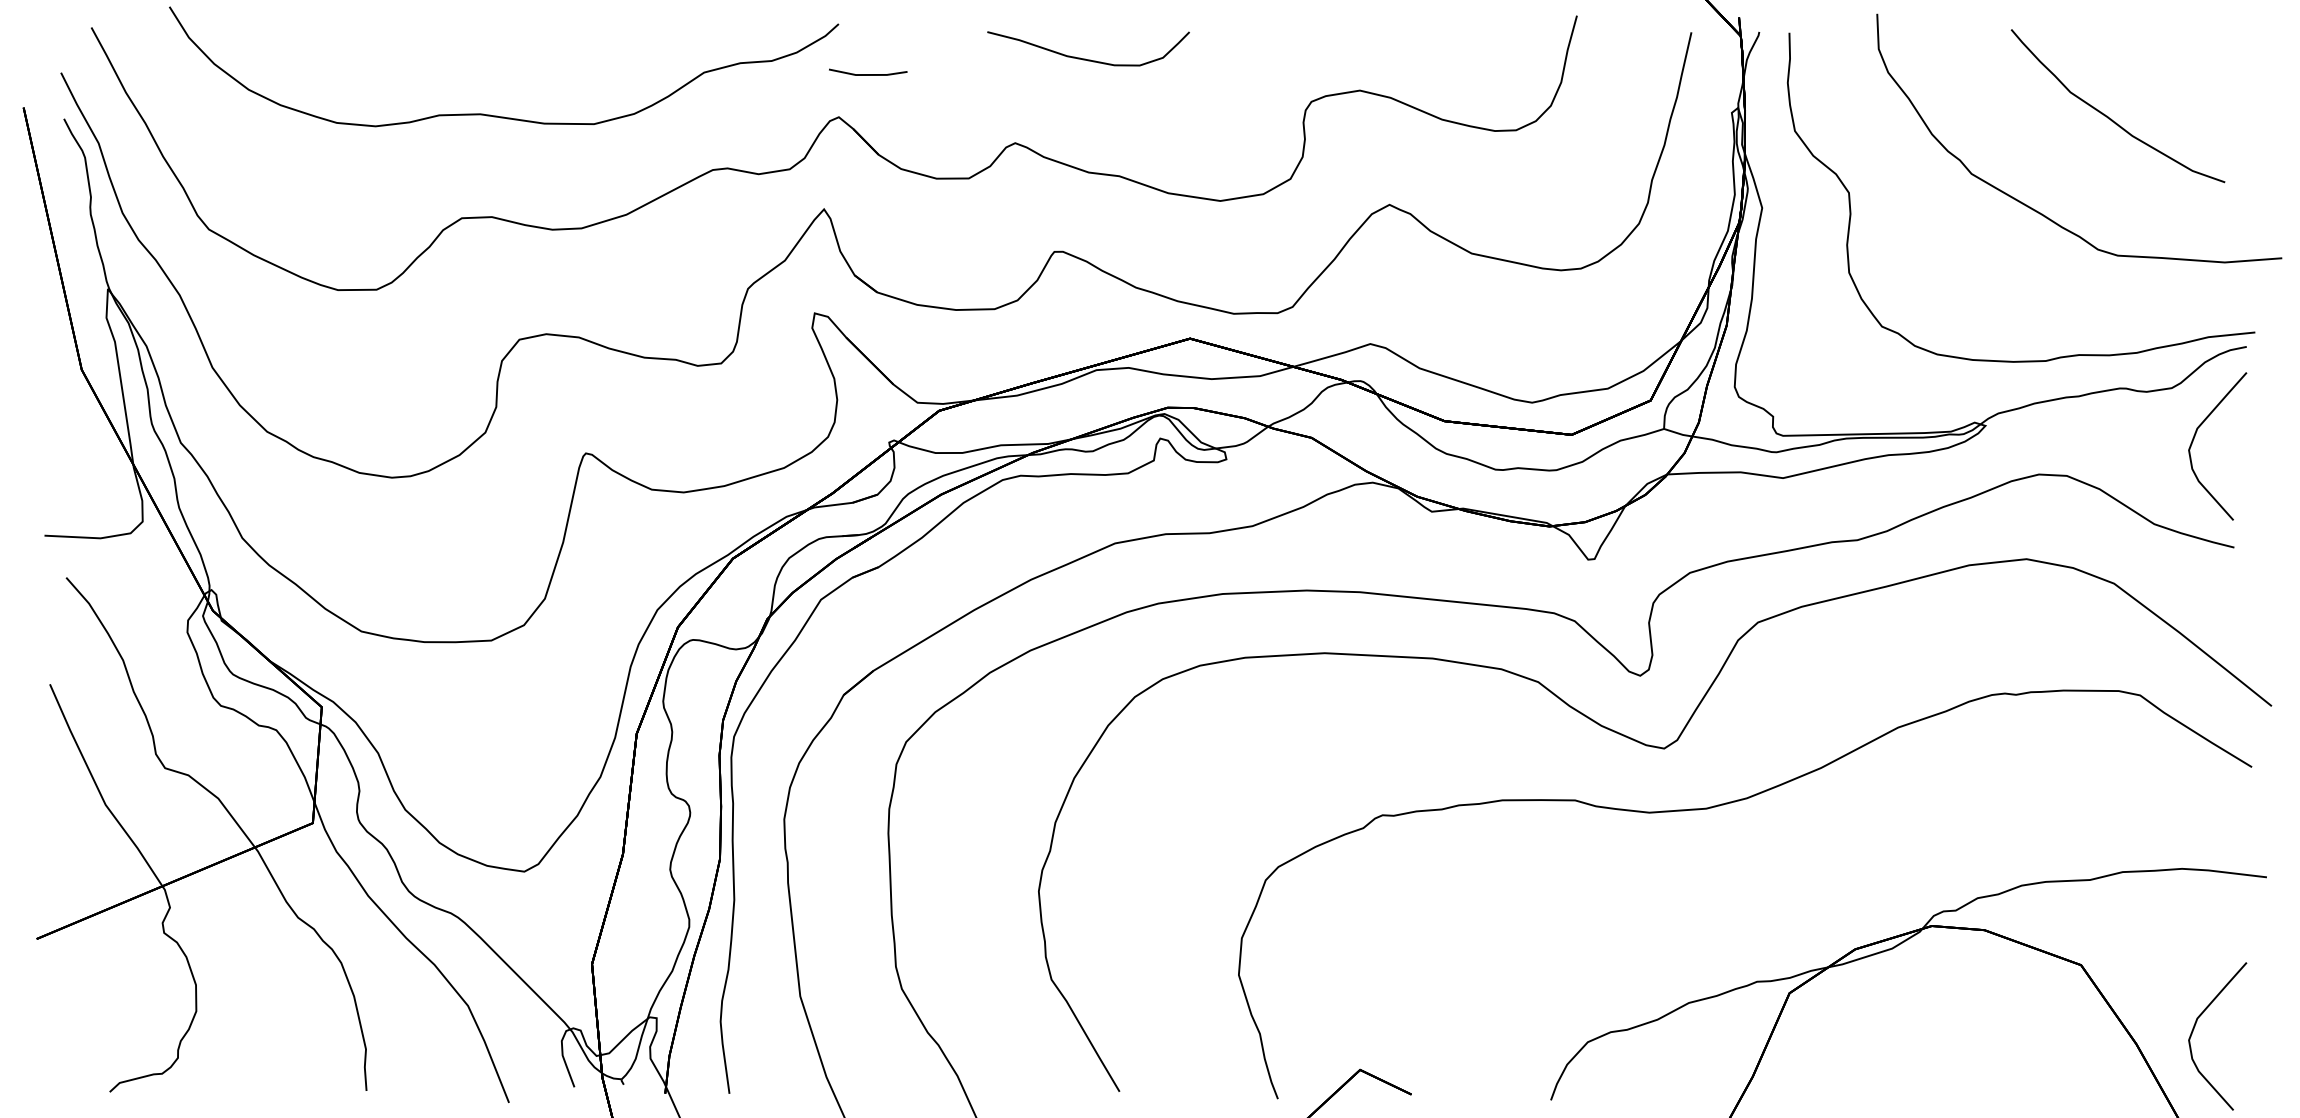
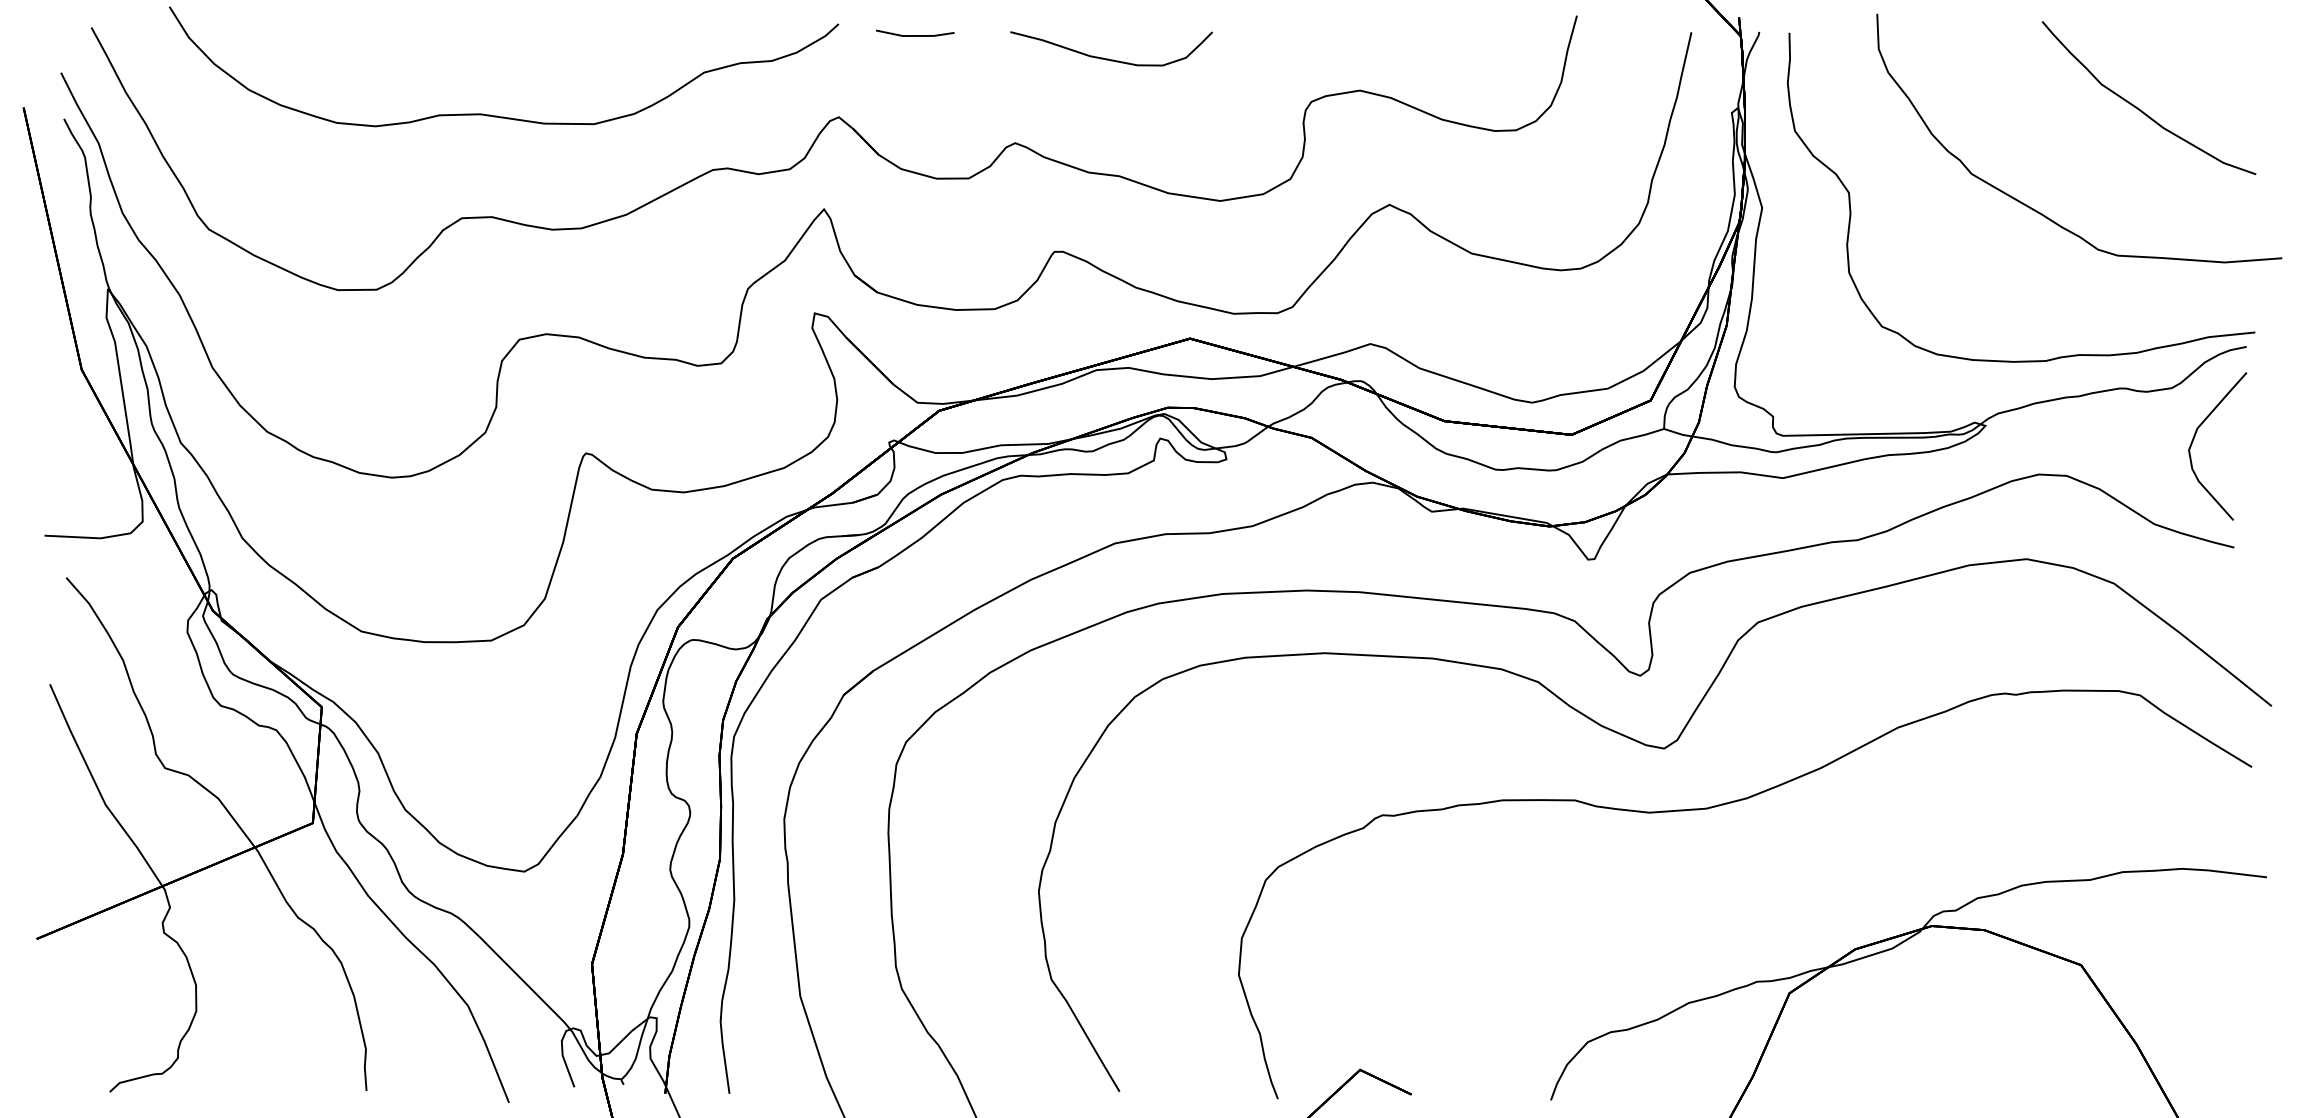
curve position: (1085, 58) -> (1108, 58) (1108, 58)
line position: (868, 74) -> (915, 35) (915, 35)
curve position: (2111, 118) -> (2142, 110) (2142, 110)
curve: present -> none (2194, 1029)
